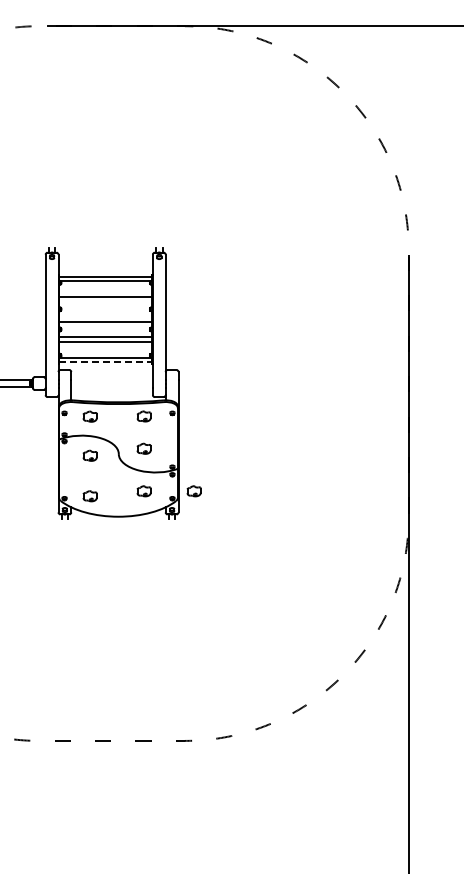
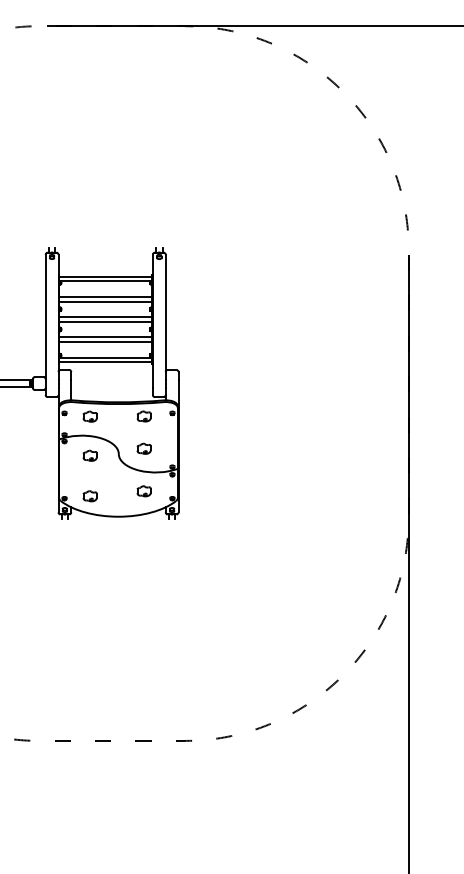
line: none -> present (105, 301)
line: none -> present (105, 317)
line: dashed -> solid (105, 362)
part: present -> none (193, 491)
